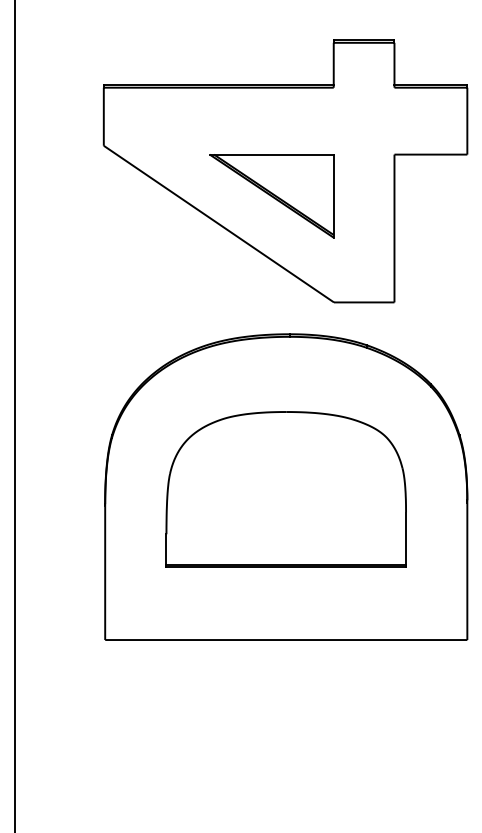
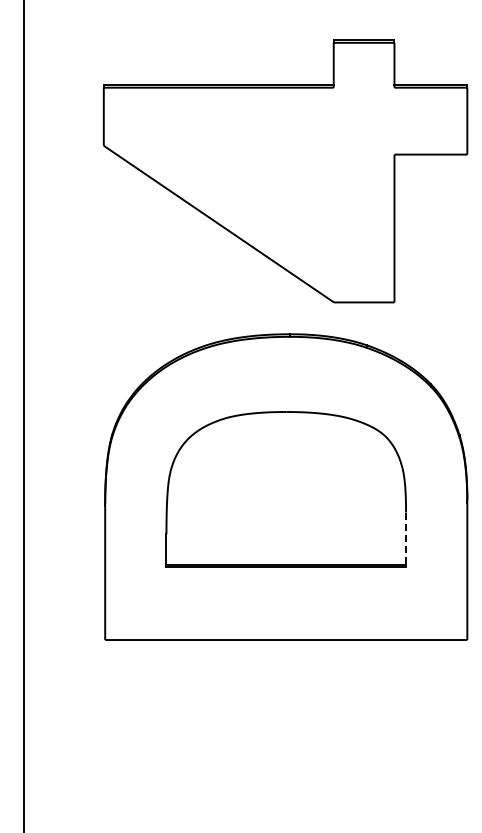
part: present -> none (271, 196)
line position: (14, 415) -> (23, 415) (23, 415)
line: solid -> dashed (406, 540)
